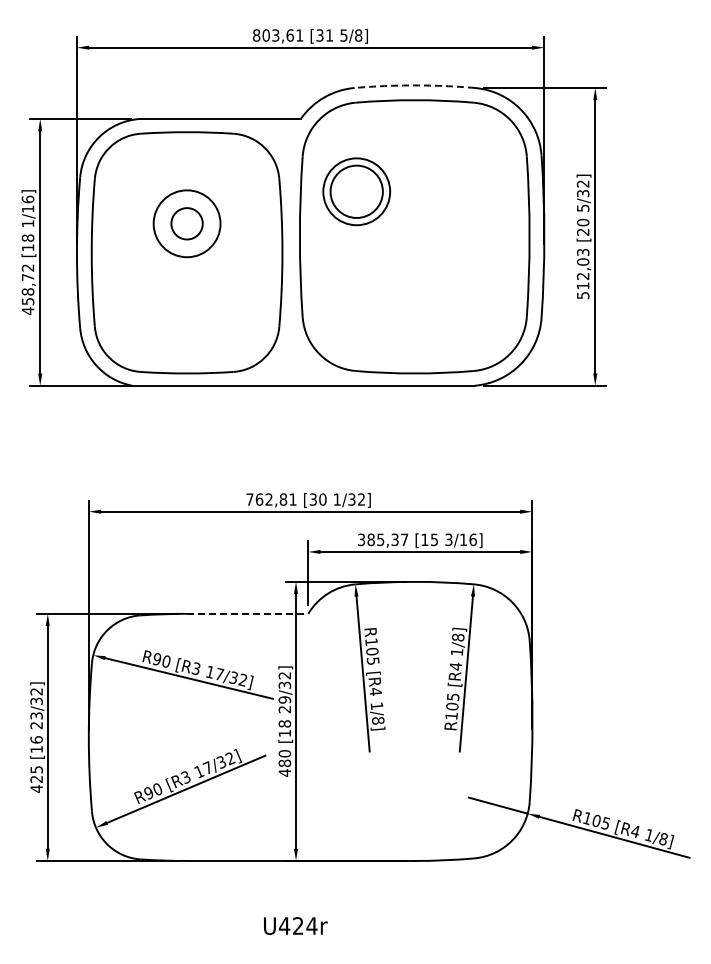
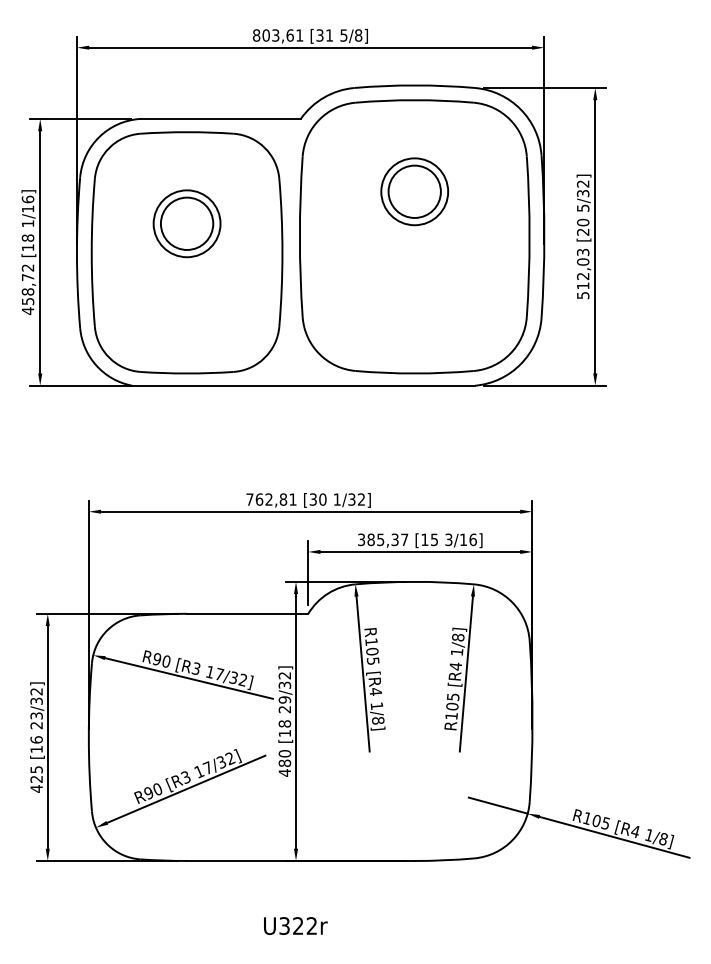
arc: dashed -> solid (414, 85)
part position: (356, 191) -> (414, 191) (414, 191)
circle diameter: 31 px -> 52 px (186, 223)
line: dashed -> solid (247, 613)
text: U424r -> U322r (297, 925)
